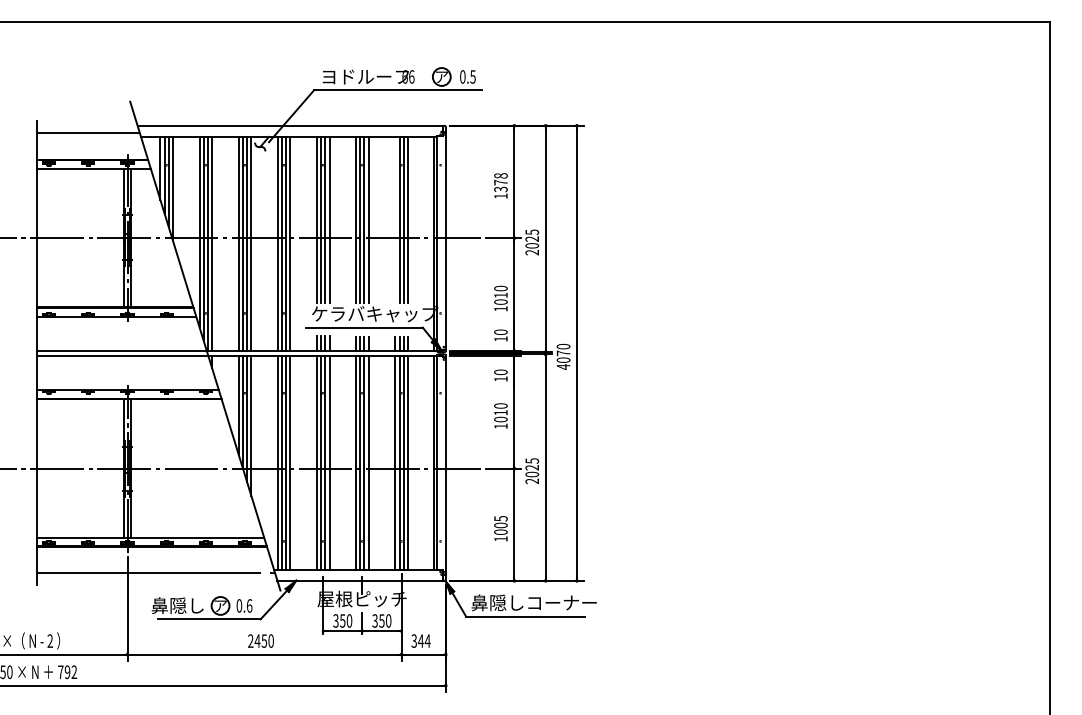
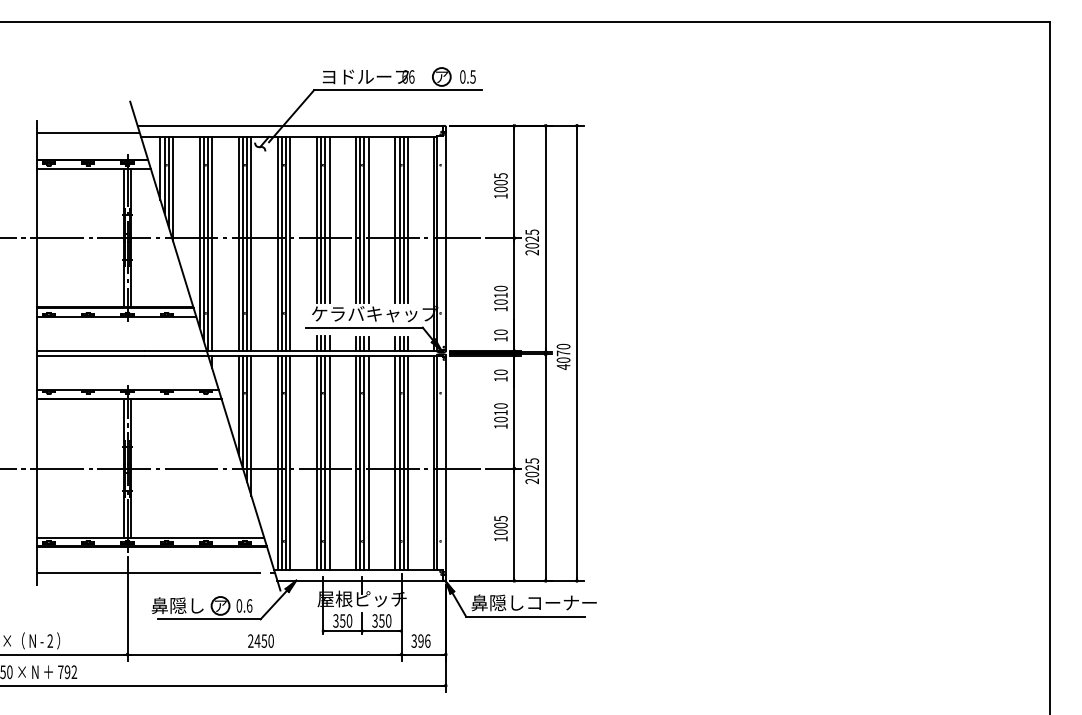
text: 1378 -> 1005 (500, 182)
line: none -> present (395, 219)
text: 344 -> 396 (424, 640)
